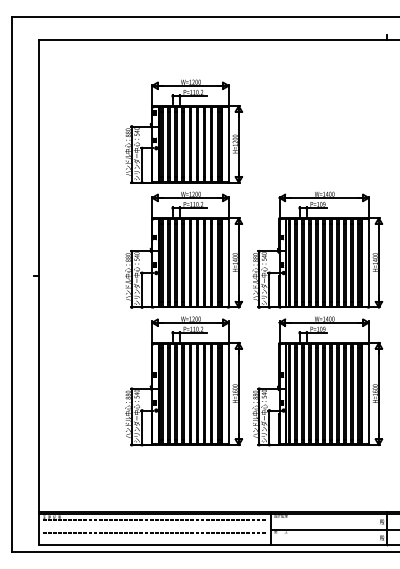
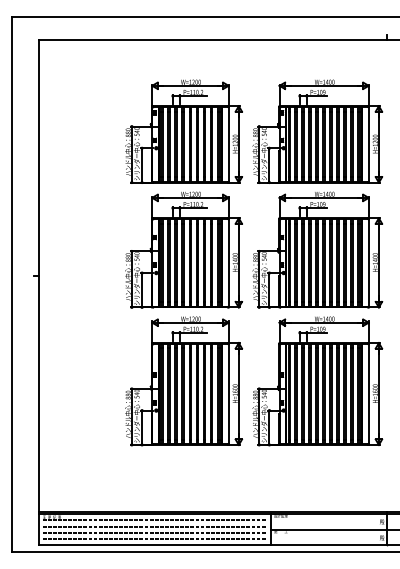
part: none -> present (317, 131)
line: none -> present (154, 526)
line: none -> present (154, 539)
